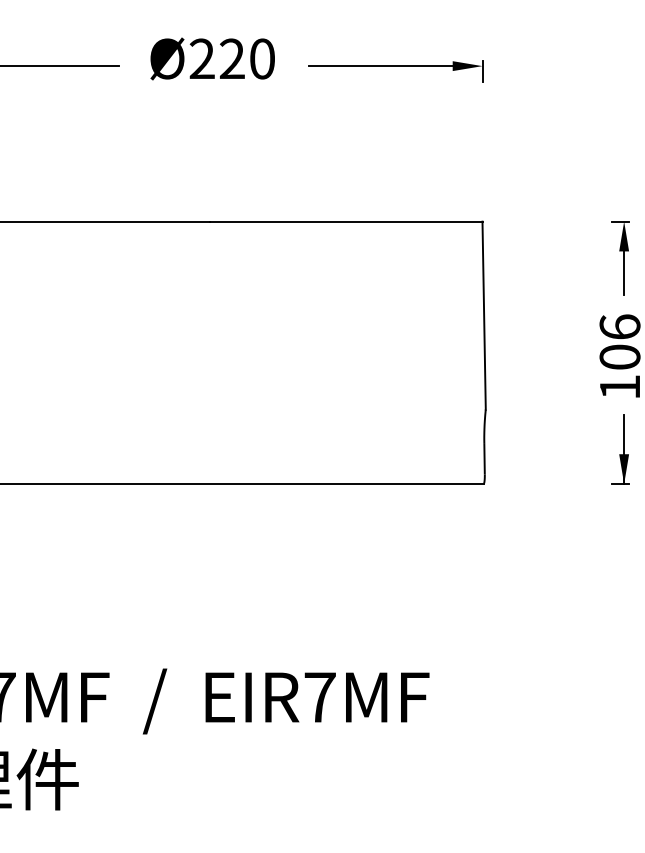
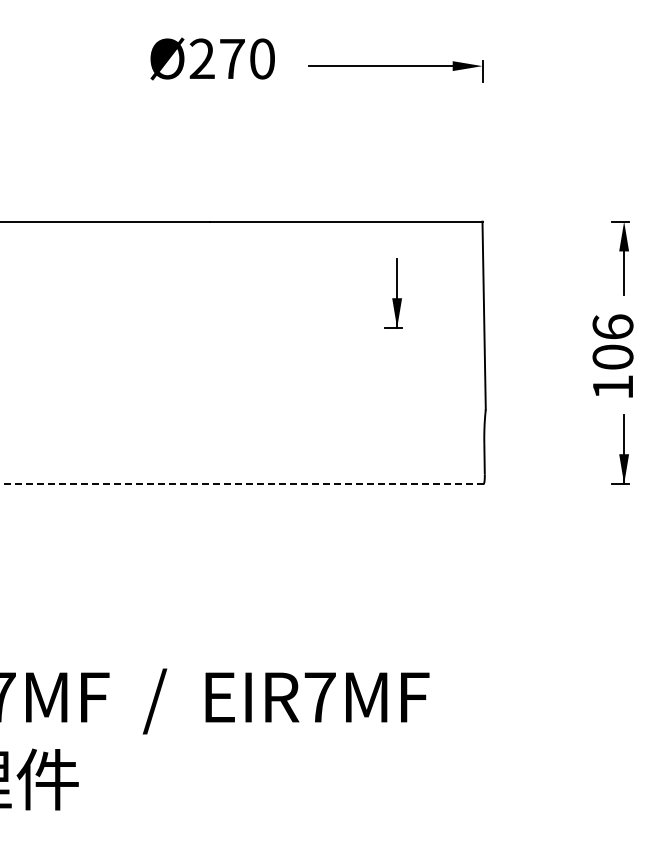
text: Ø220 -> Ø270 (232, 58)
line: present -> none (60, 66)
part: none -> present (393, 293)
text position: (619, 355) -> (612, 355) (612, 355)
line: solid -> dashed (241, 484)
